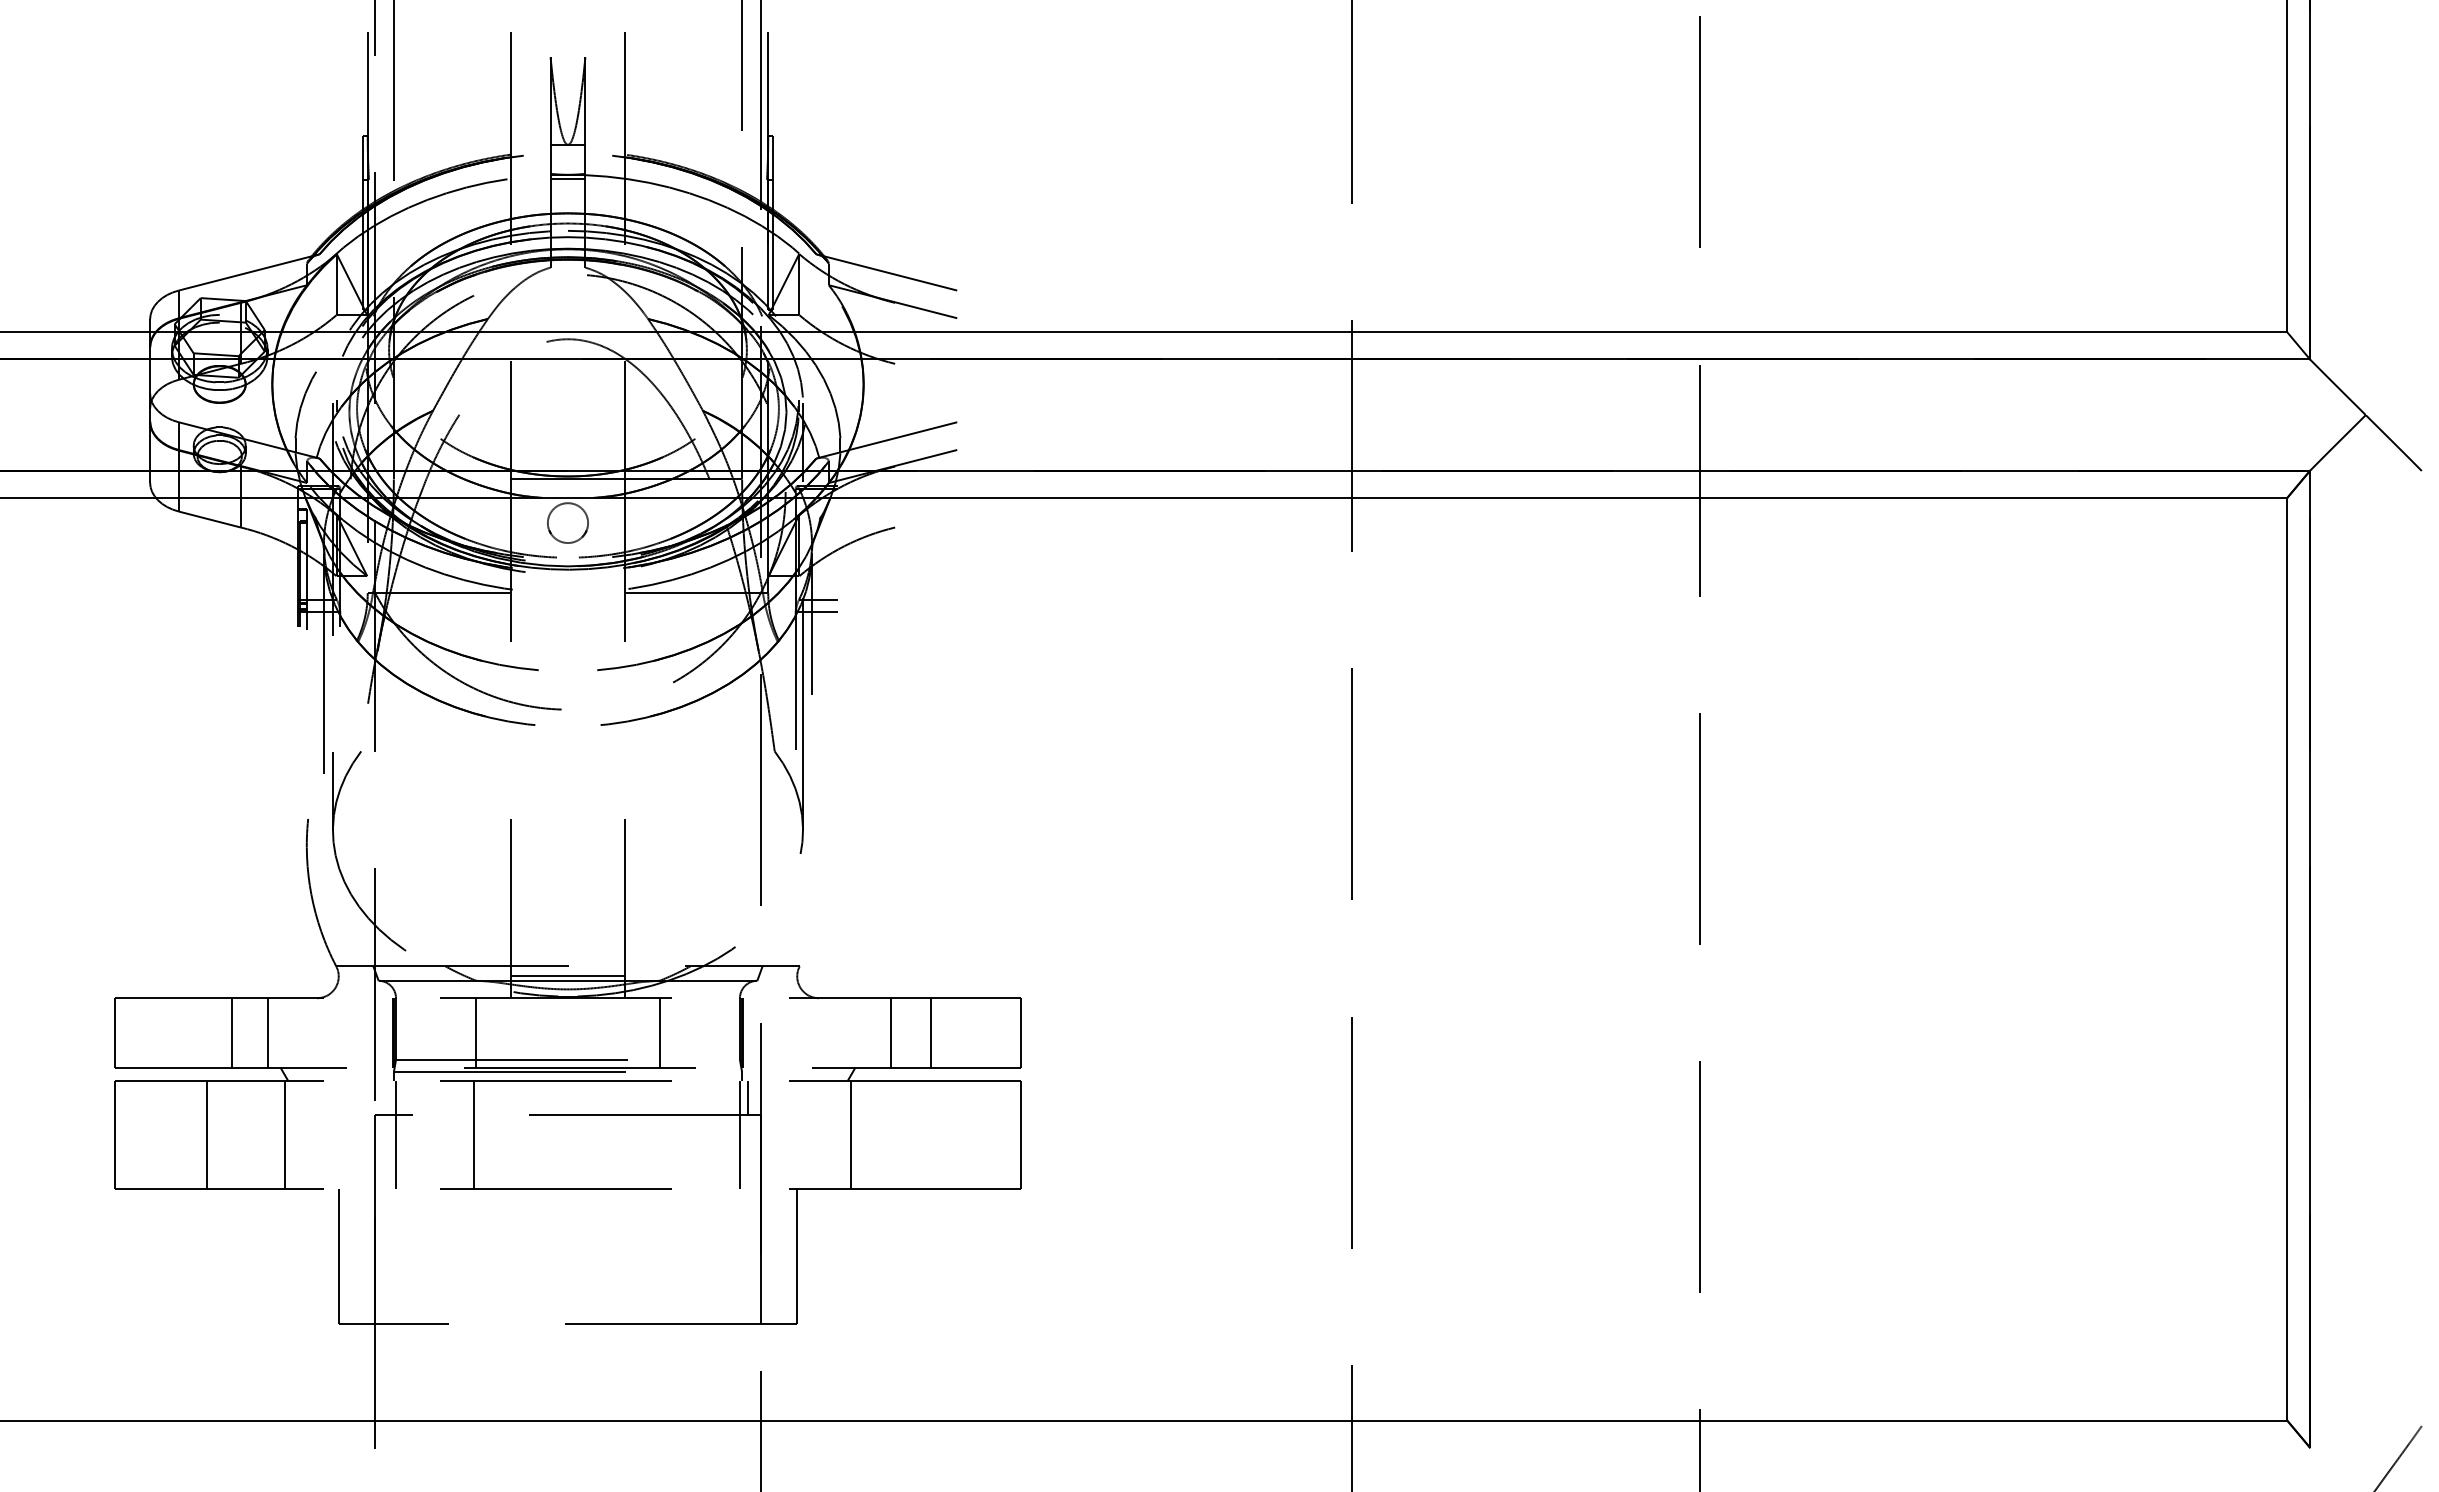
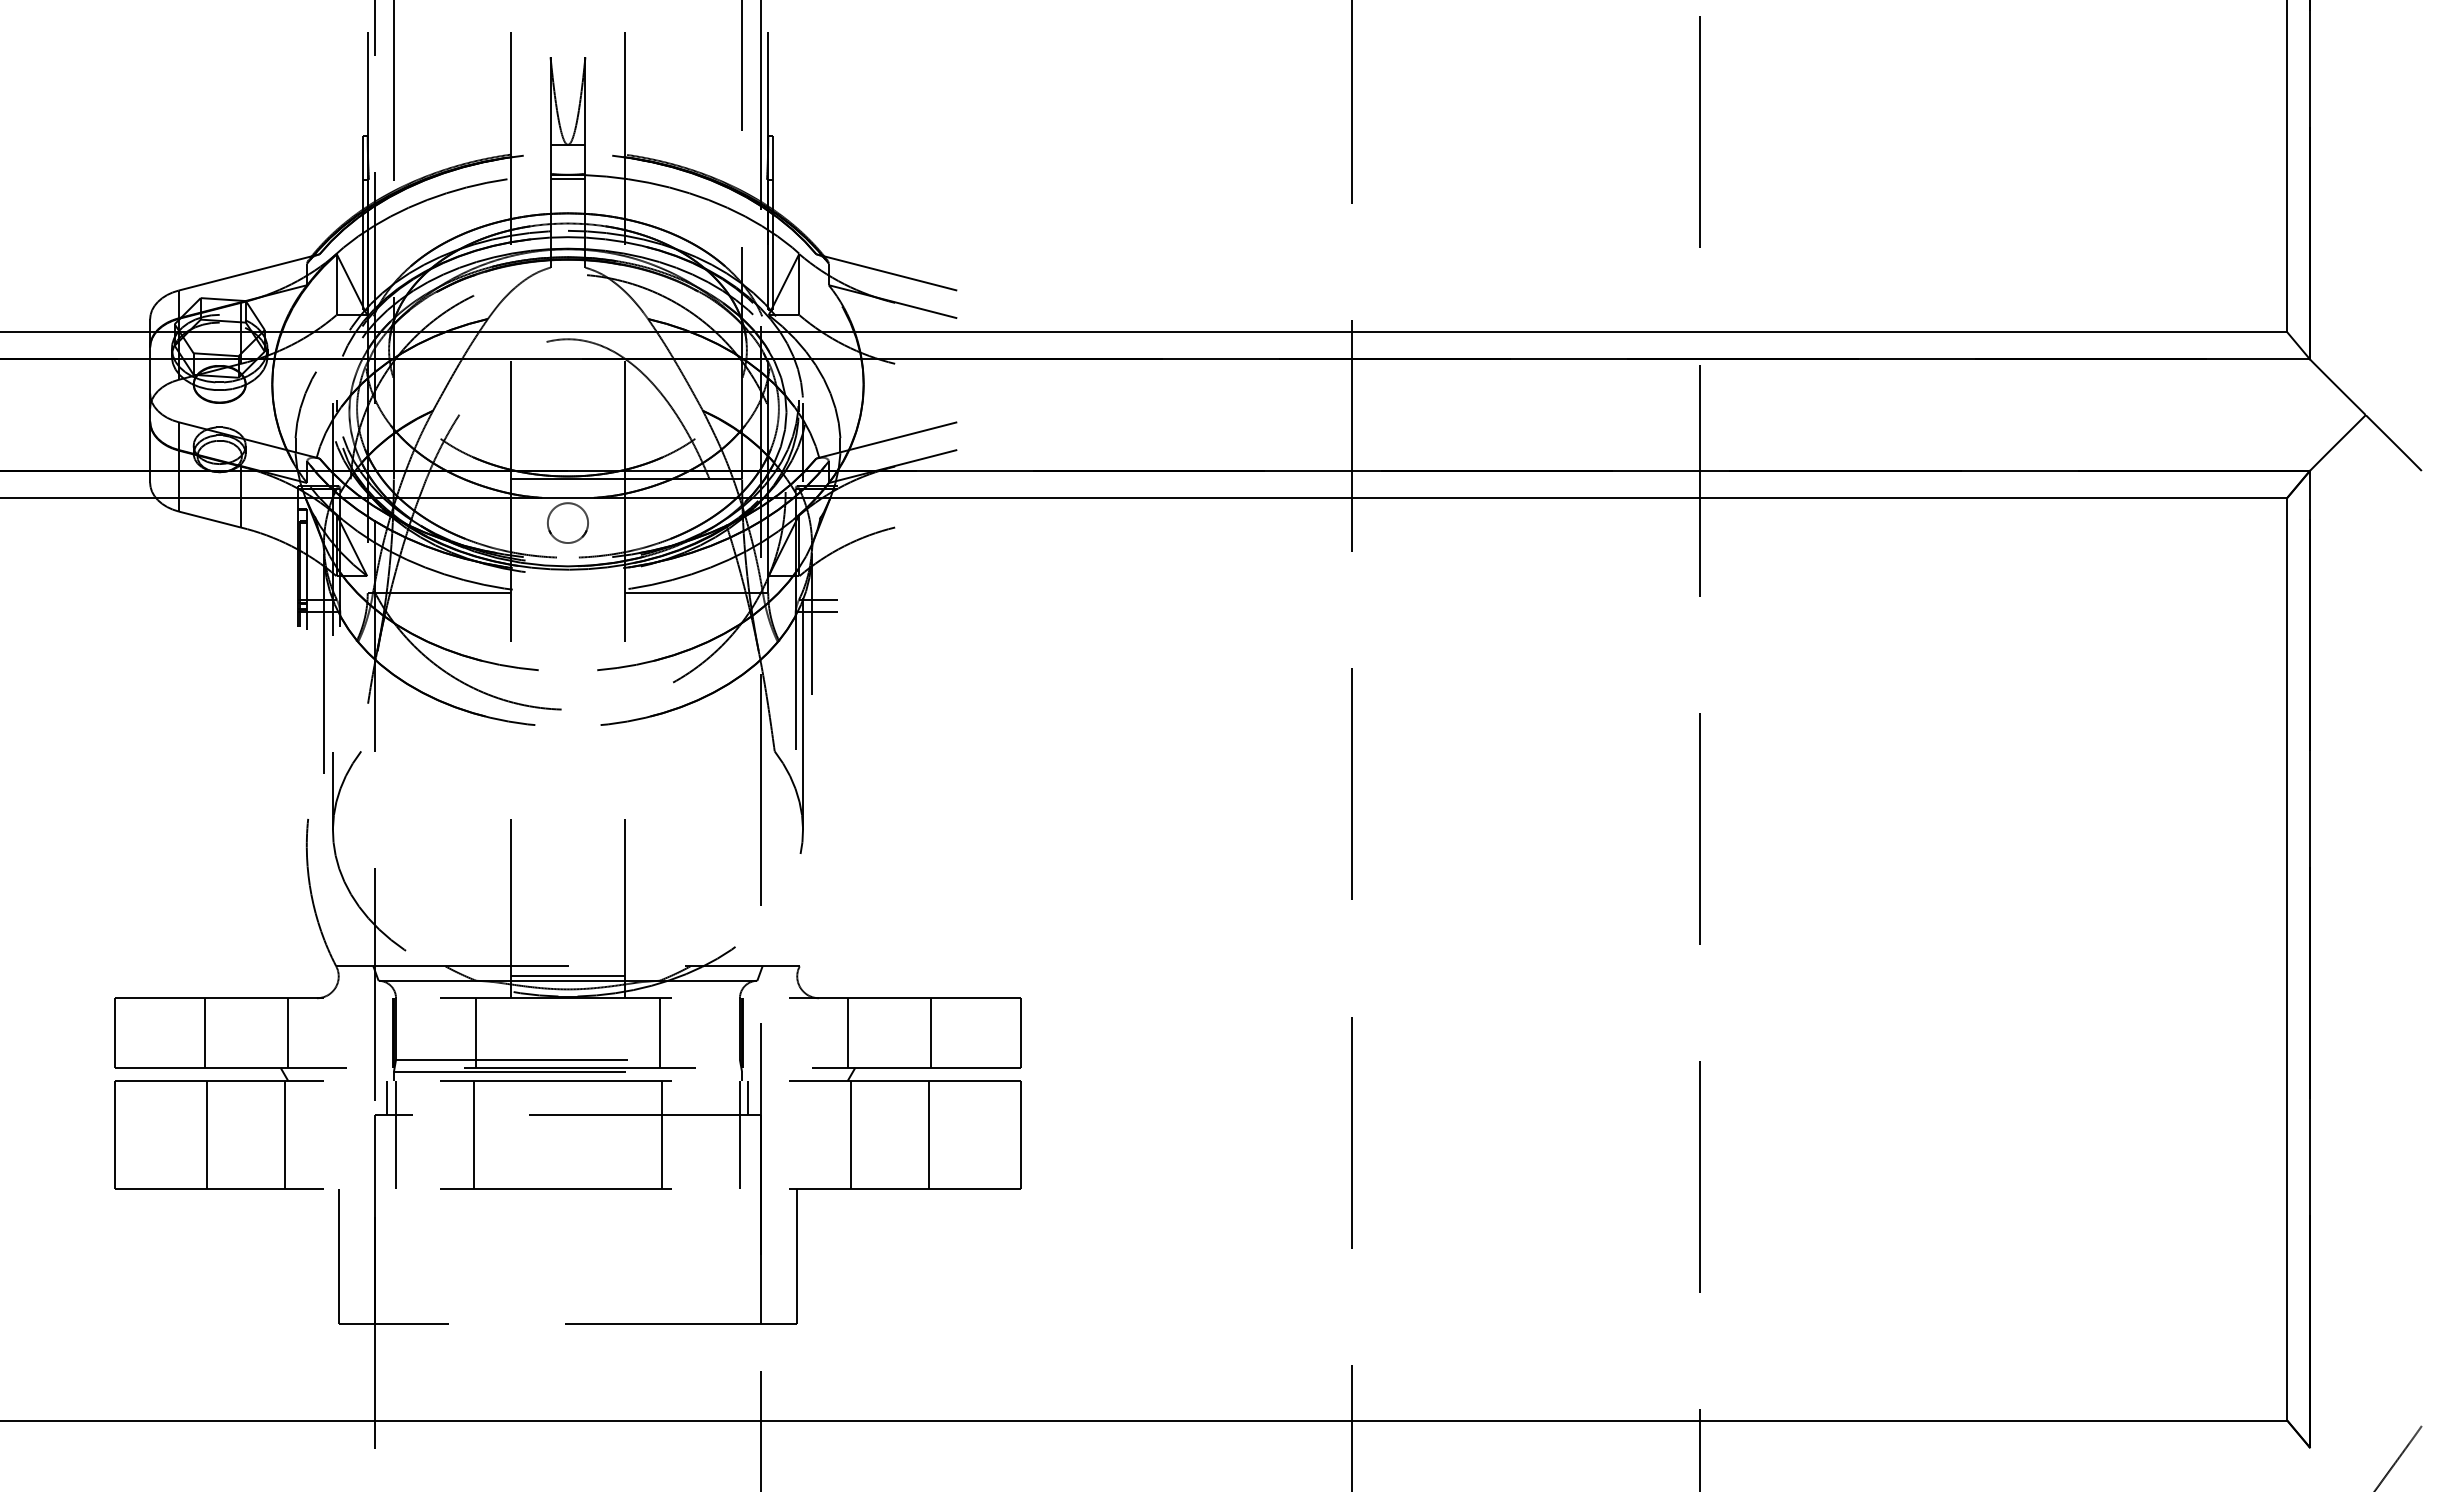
line position: (231, 1032) -> (204, 1032) (204, 1032)
line position: (267, 1032) -> (287, 1032) (287, 1032)
line position: (891, 1032) -> (848, 1032) (848, 1032)
line: none -> present (387, 1097)
line: none -> present (662, 1134)
line: none -> present (928, 1134)
